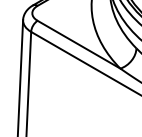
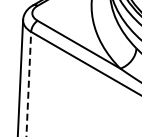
line: solid -> dashed (28, 83)
